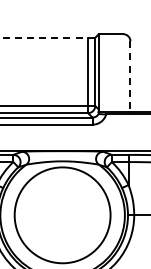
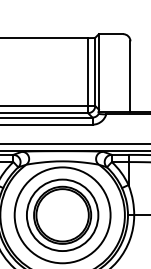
line: dashed -> solid (44, 38)
line: dashed -> solid (130, 76)
line: none -> present (74, 143)
part: none -> present (62, 214)
